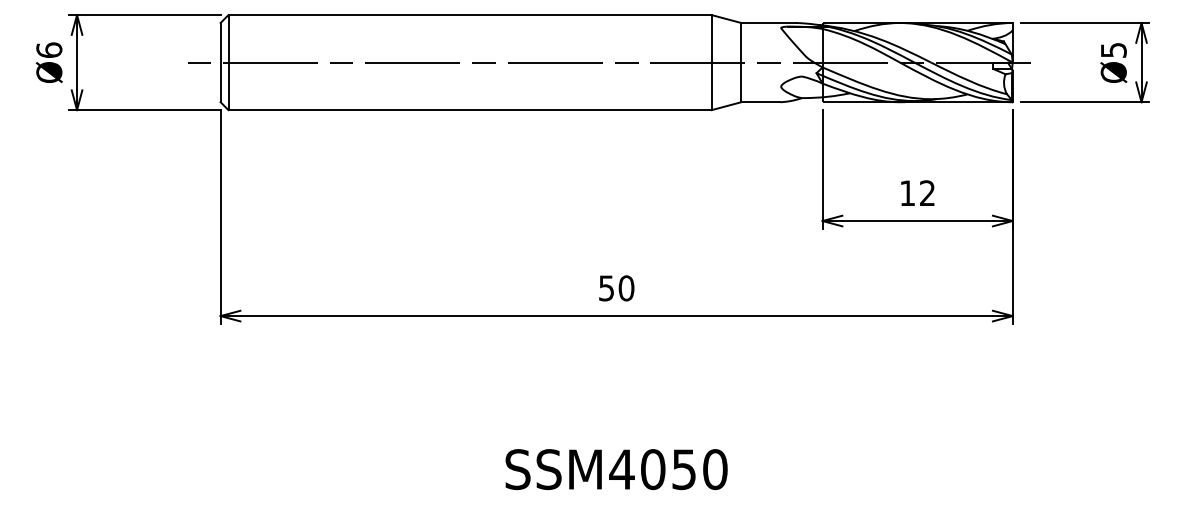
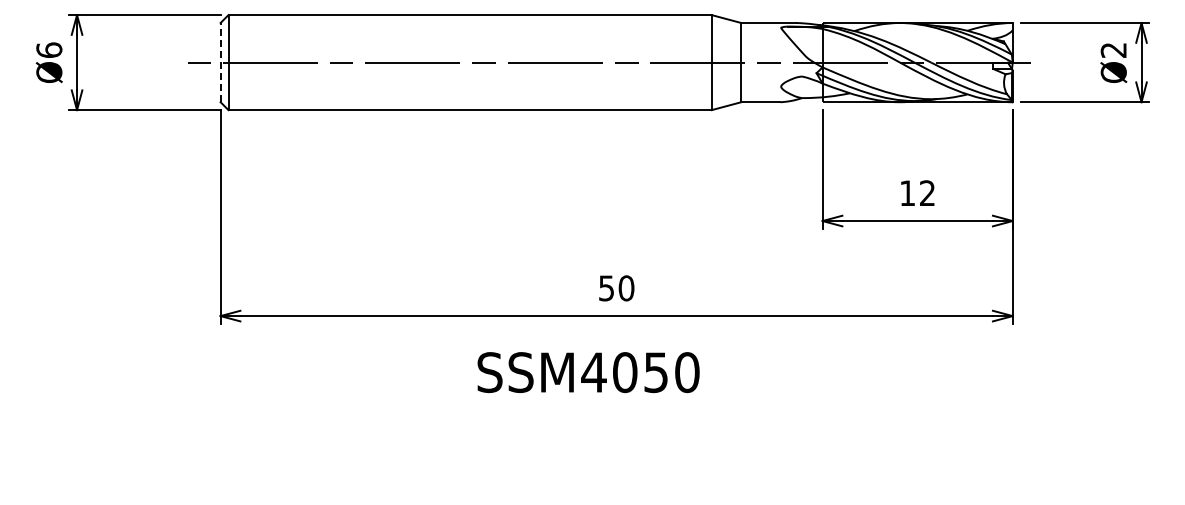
text: Ø5 -> Ø2 (1113, 50)
line: solid -> dashed (220, 62)
text position: (616, 469) -> (588, 372) (588, 372)
